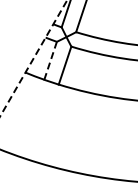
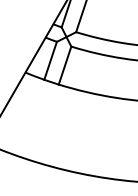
line: dashed -> solid (33, 58)
line: dashed -> solid (50, 60)
